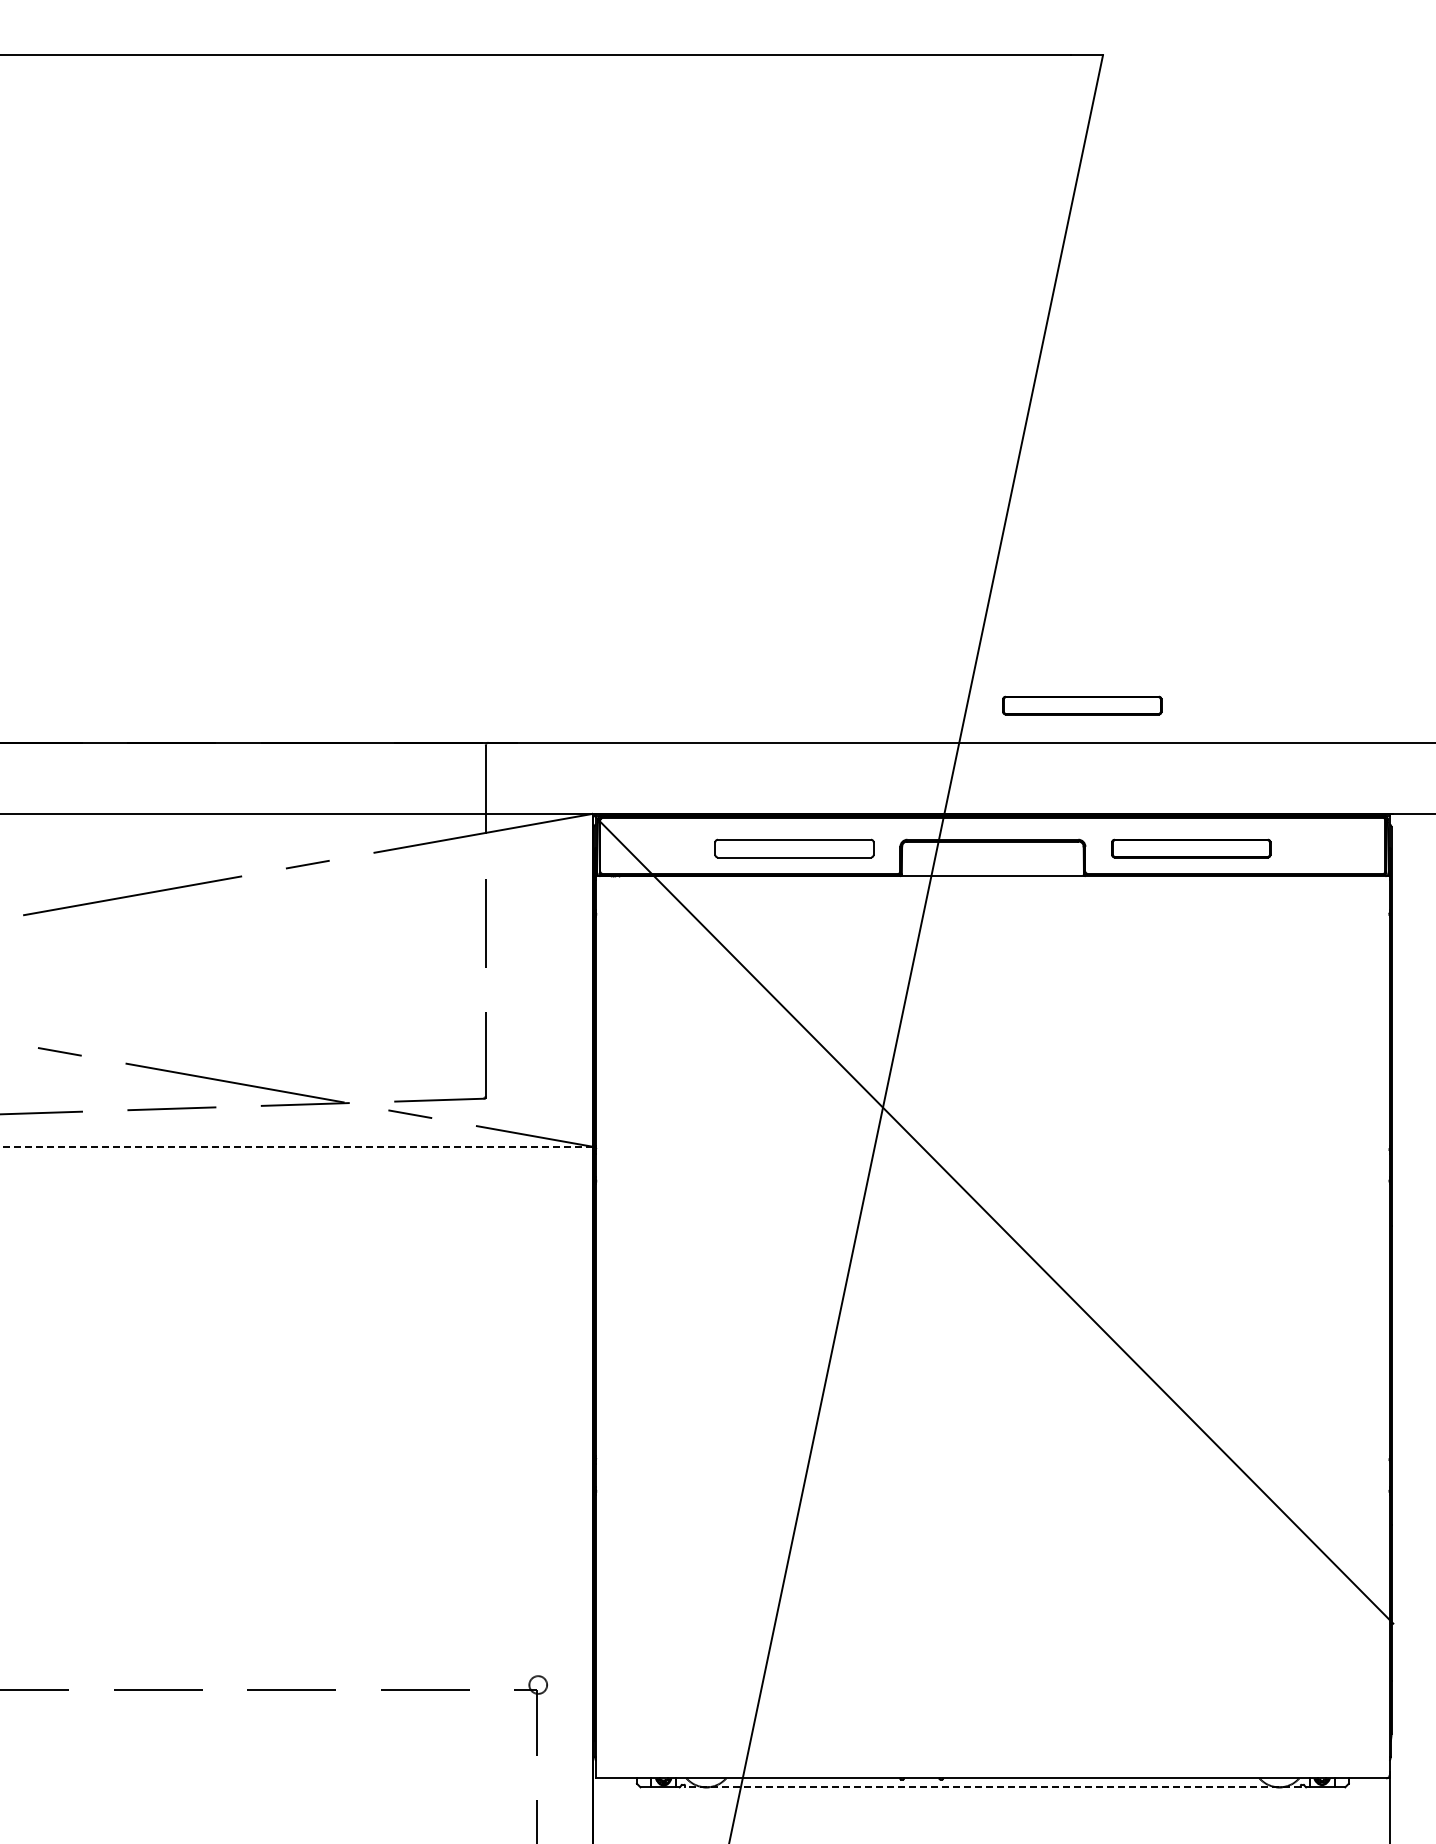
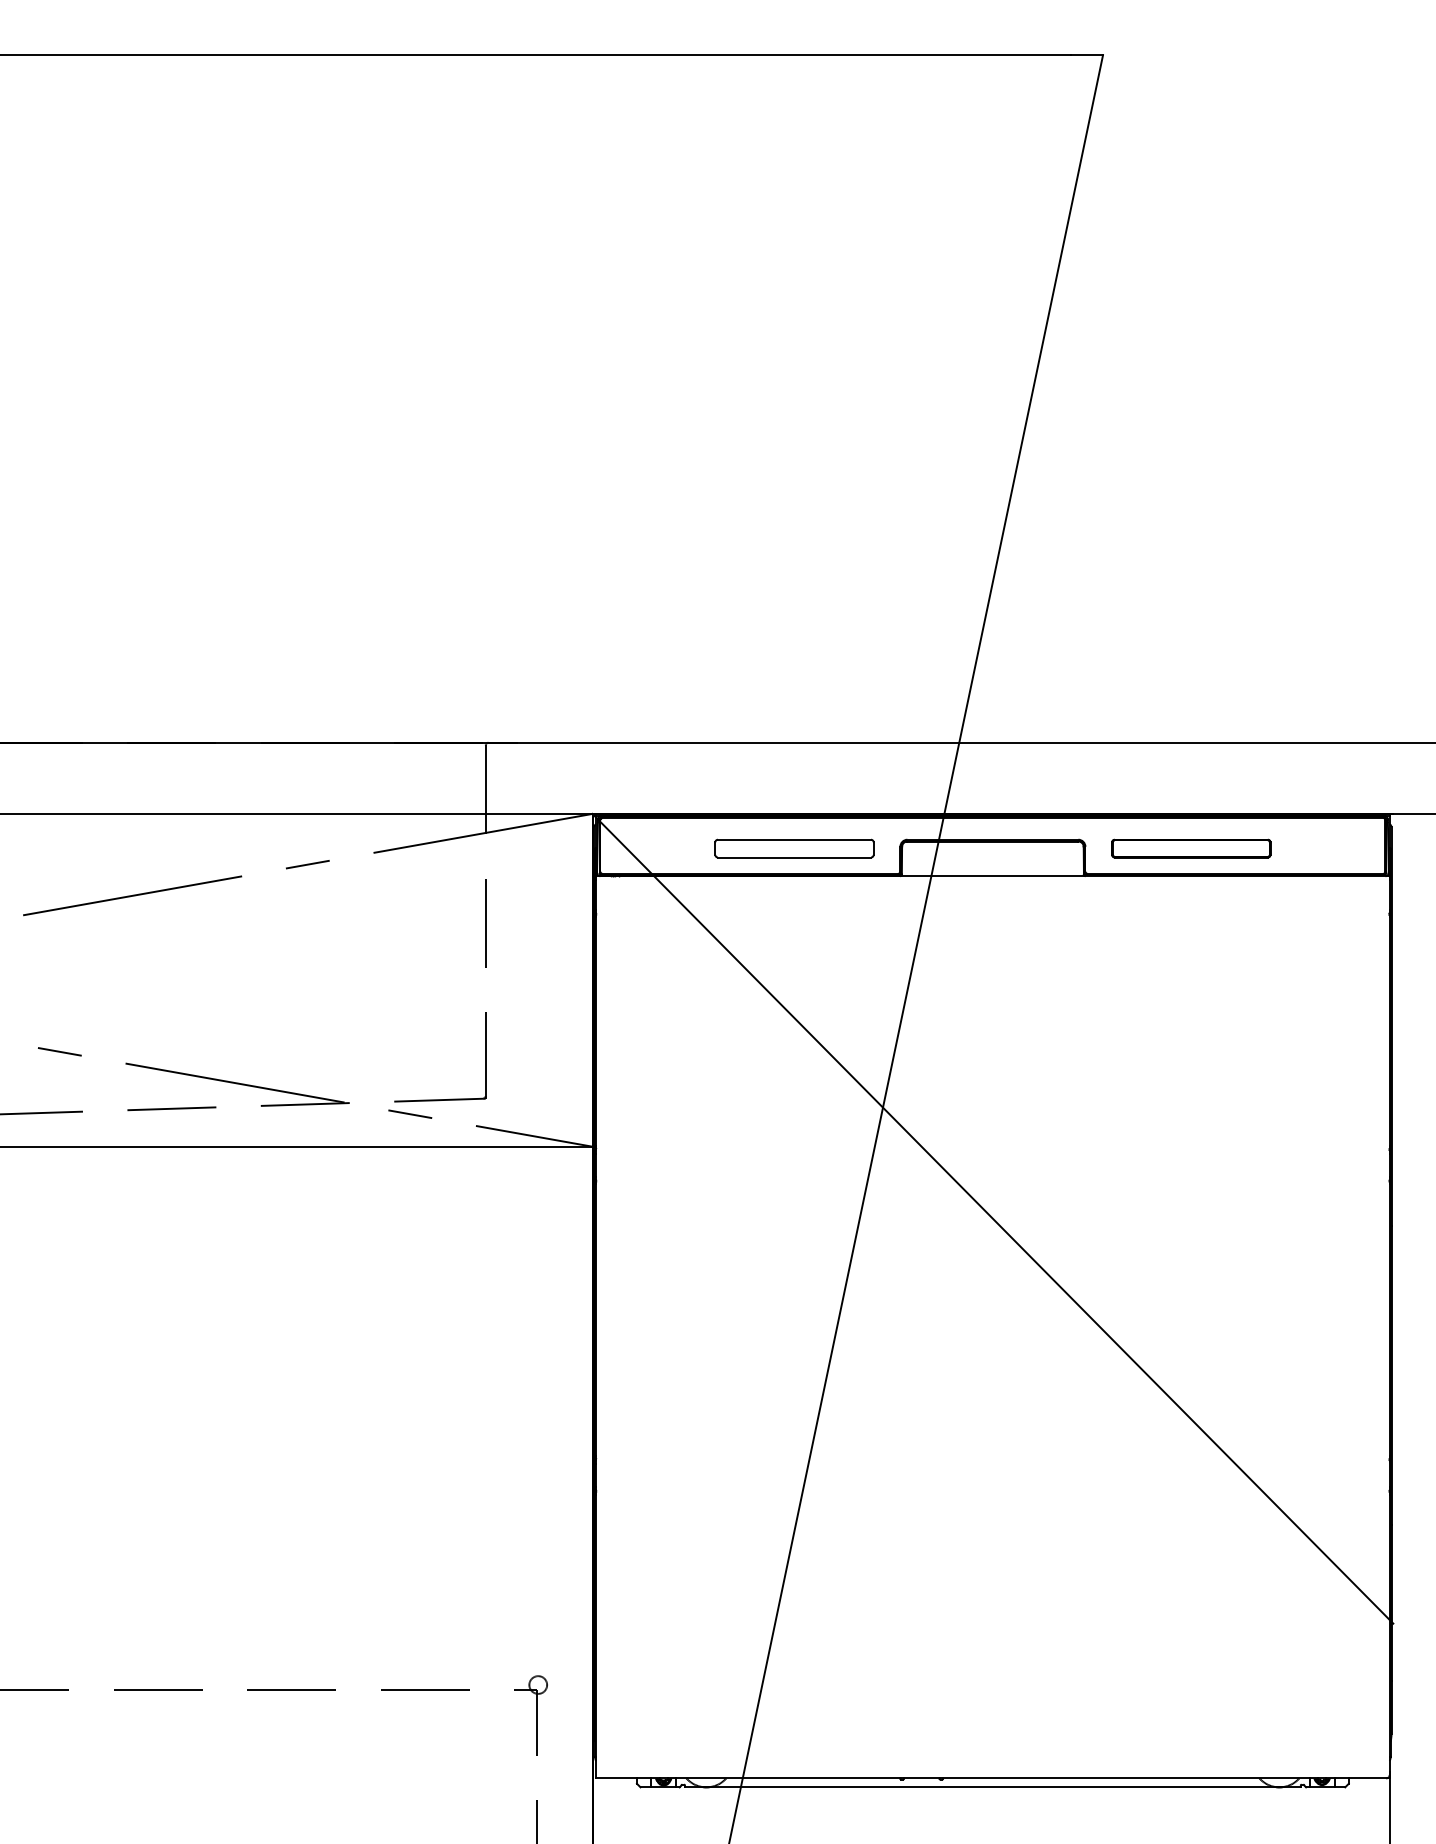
part: present -> none (1082, 705)
line: dashed -> solid (296, 1146)
line: dashed -> solid (992, 1787)
